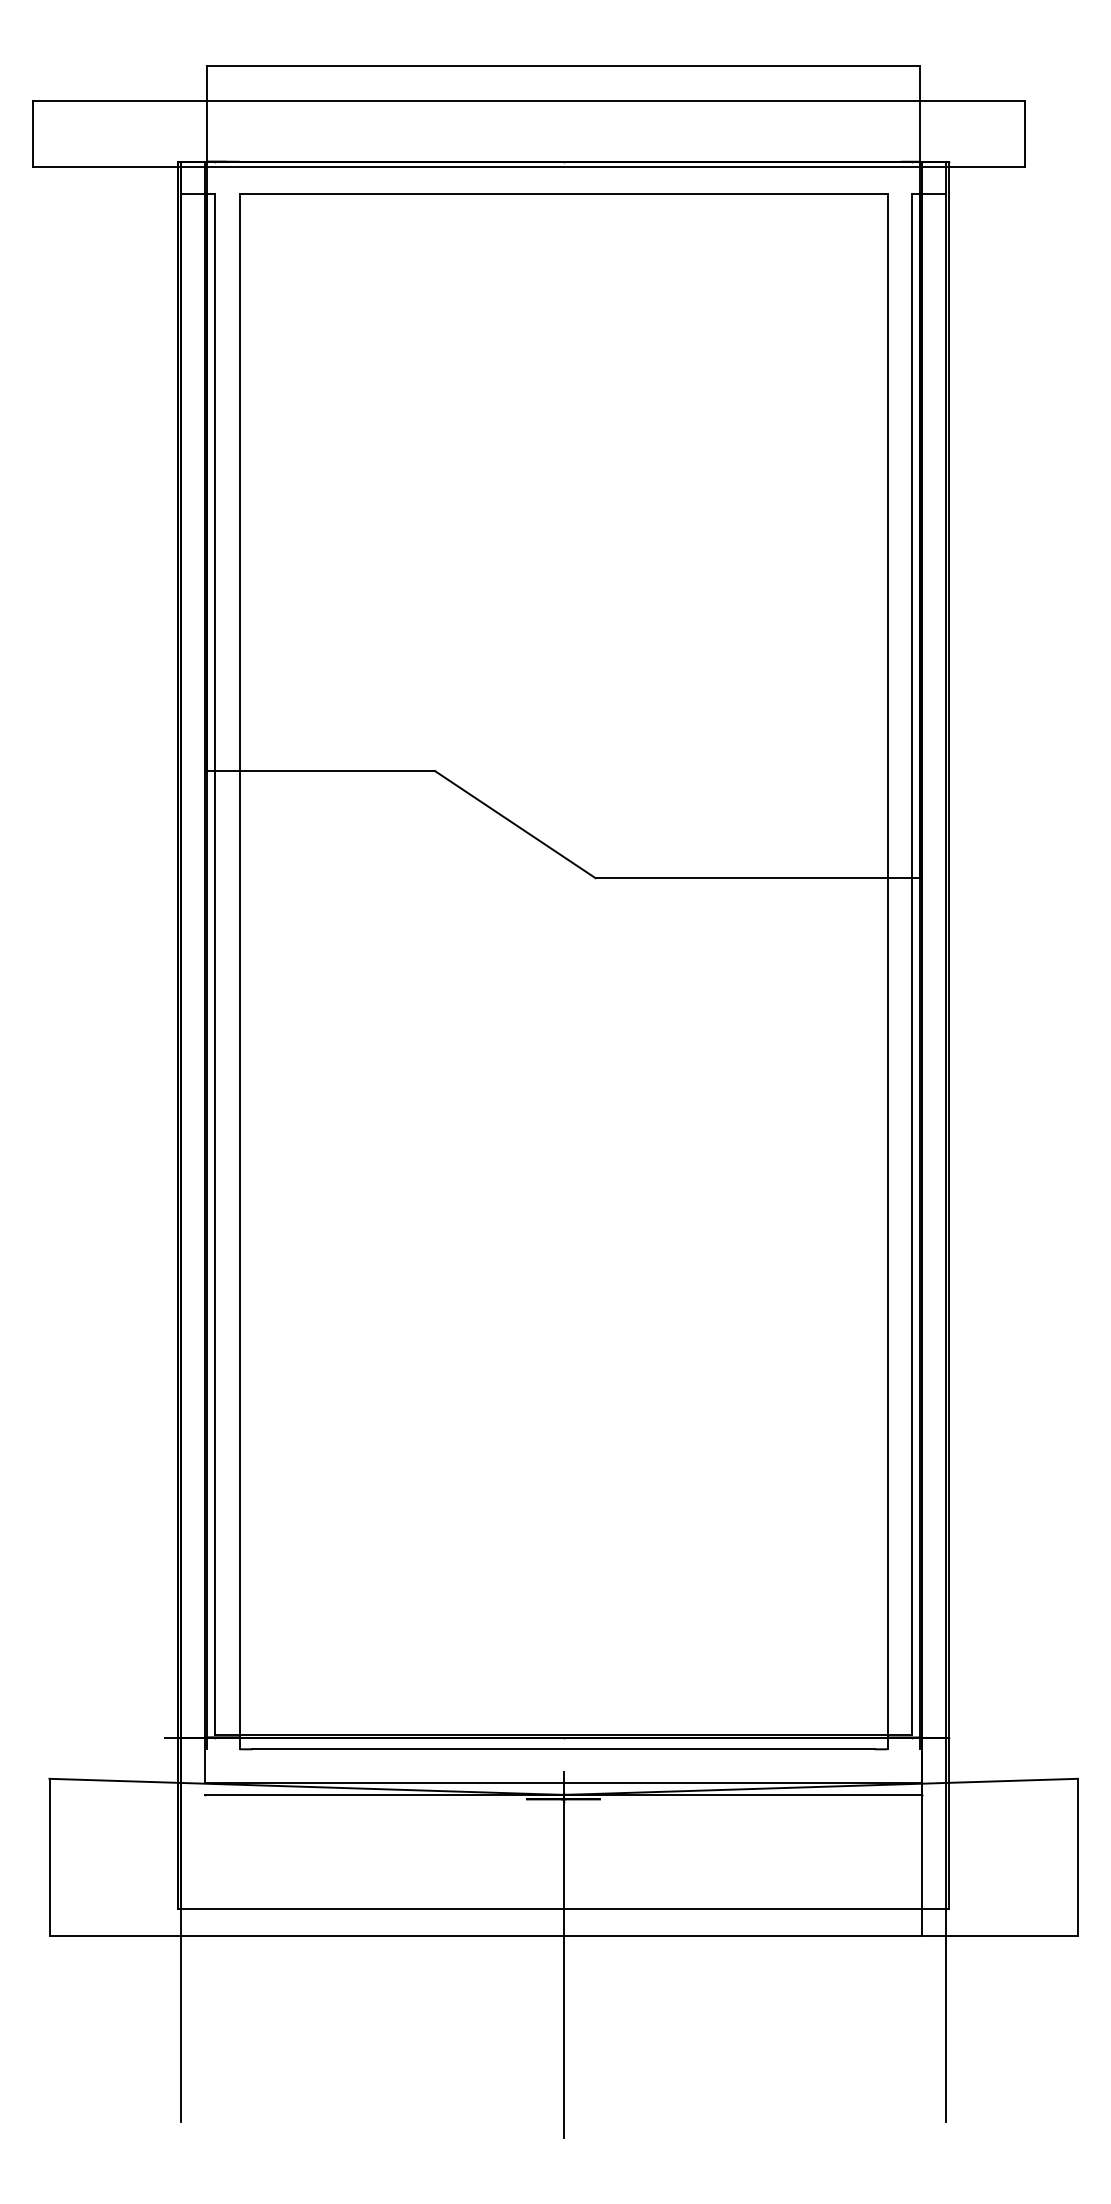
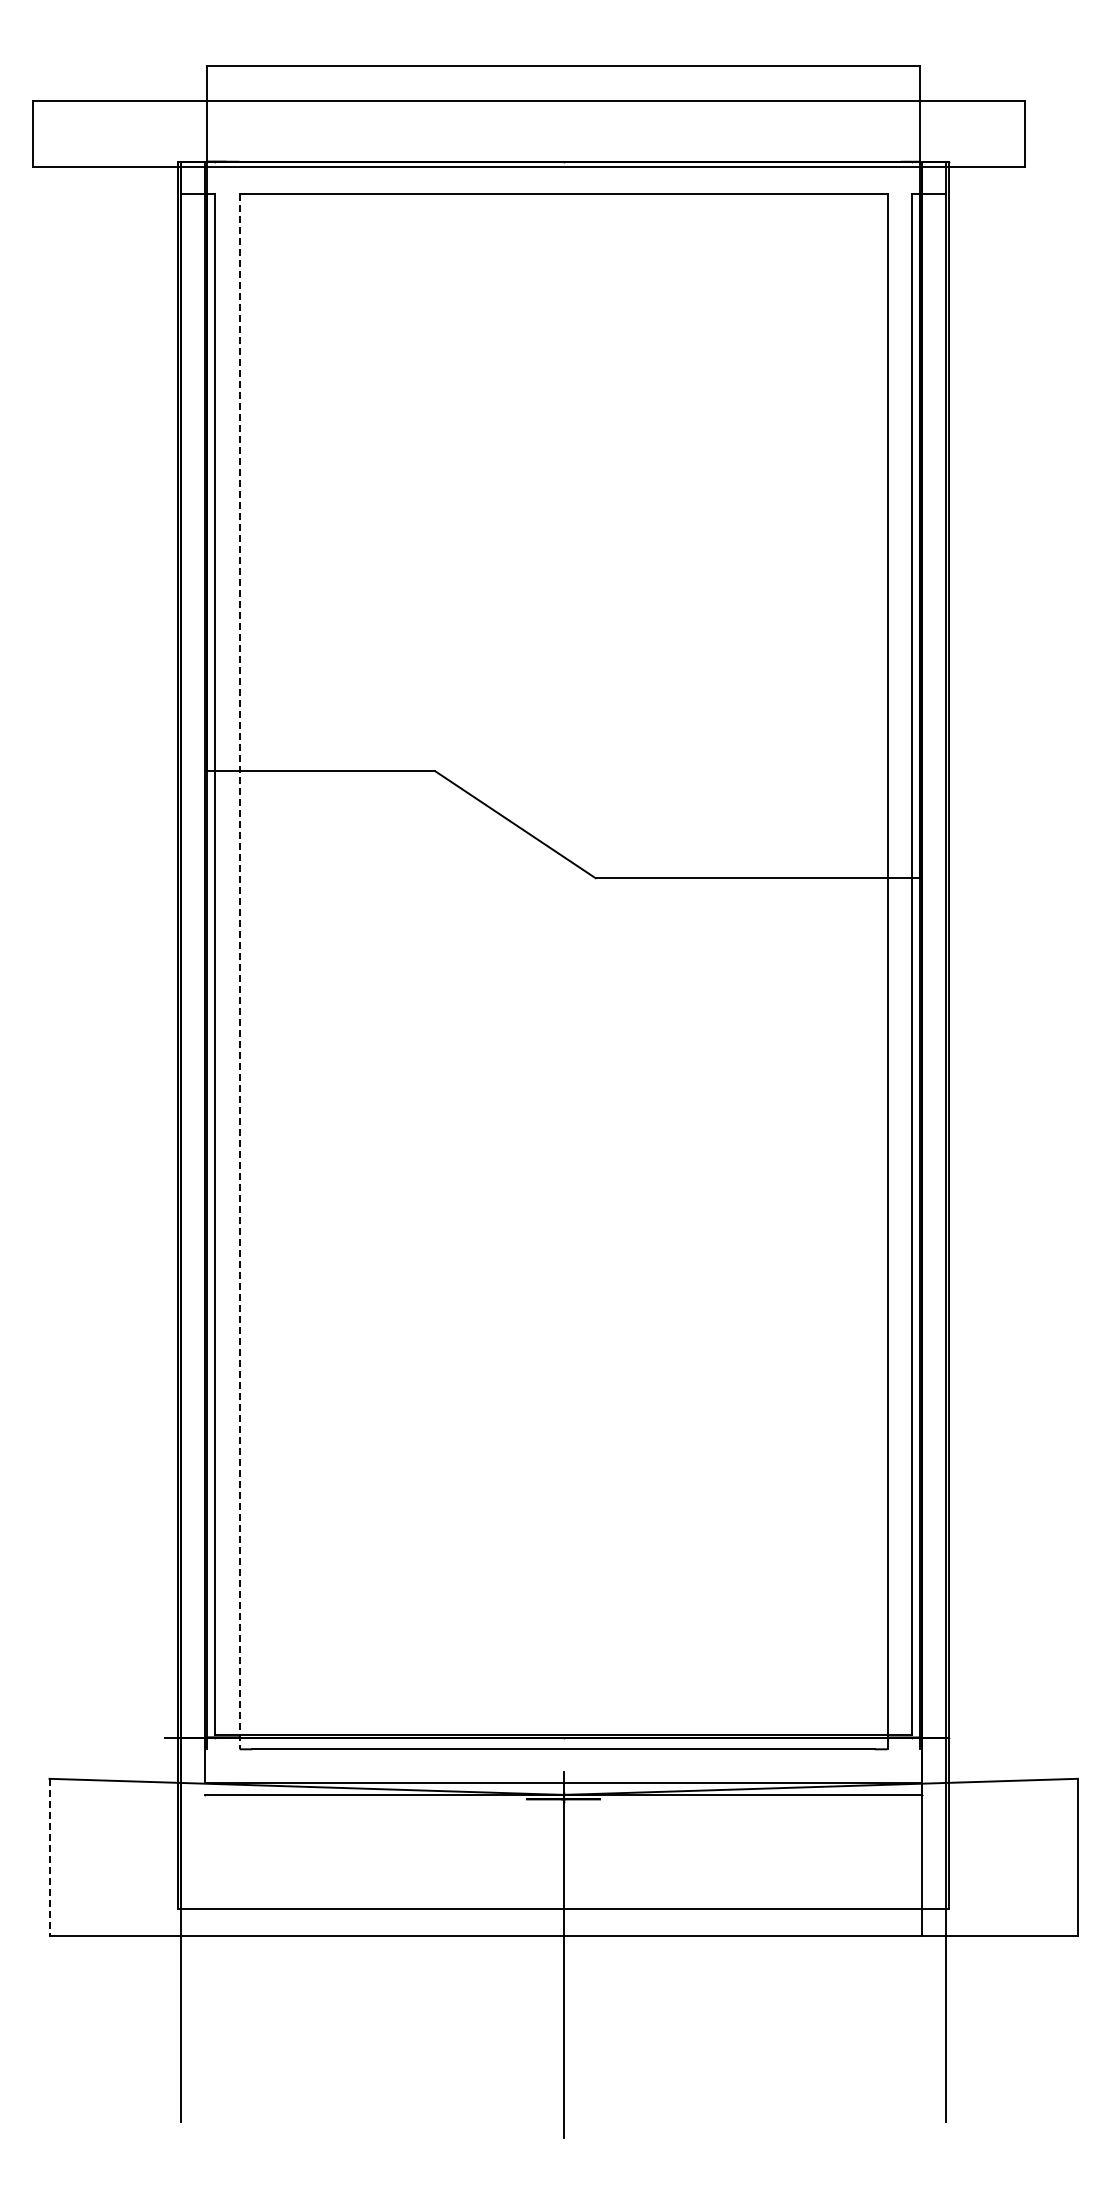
line: solid -> dashed (239, 971)
line: solid -> dashed (49, 1857)
